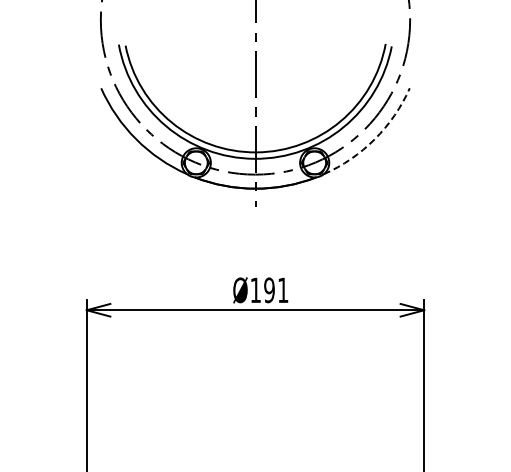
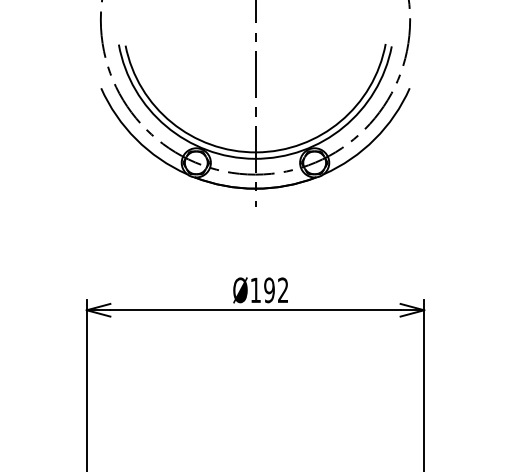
arc: dashed -> solid (374, 139)
text: Ø191 -> Ø192 (283, 289)
